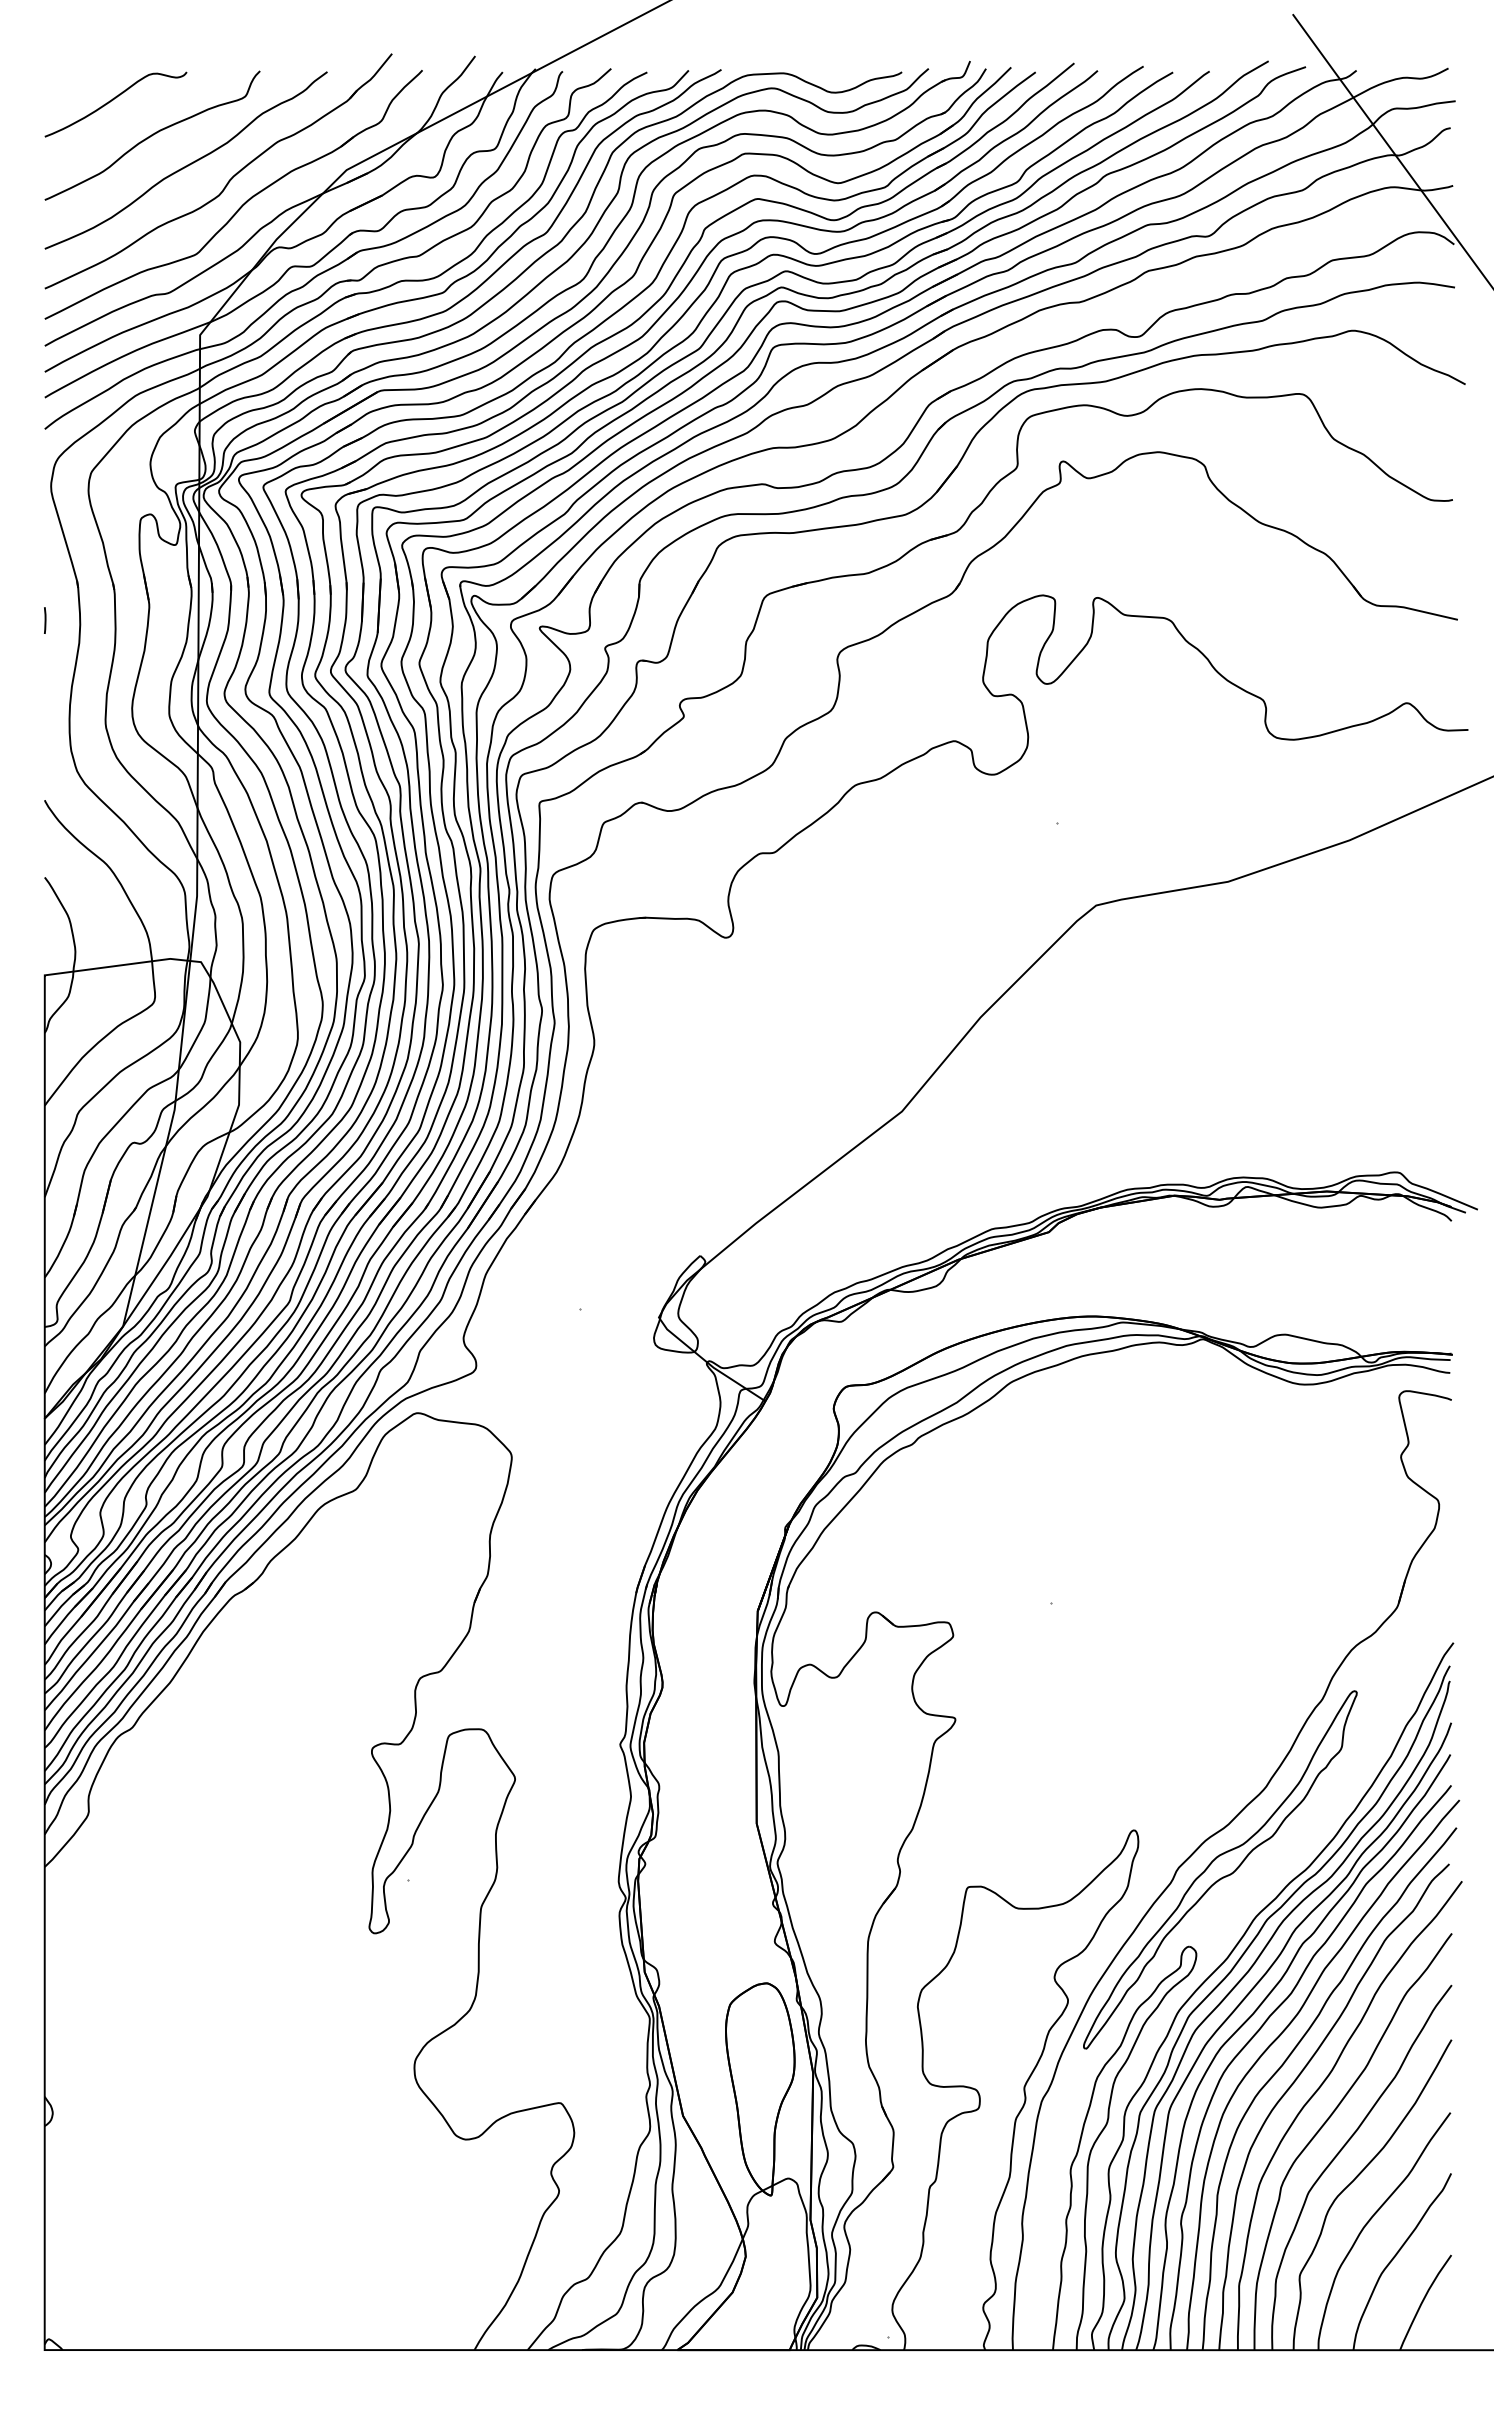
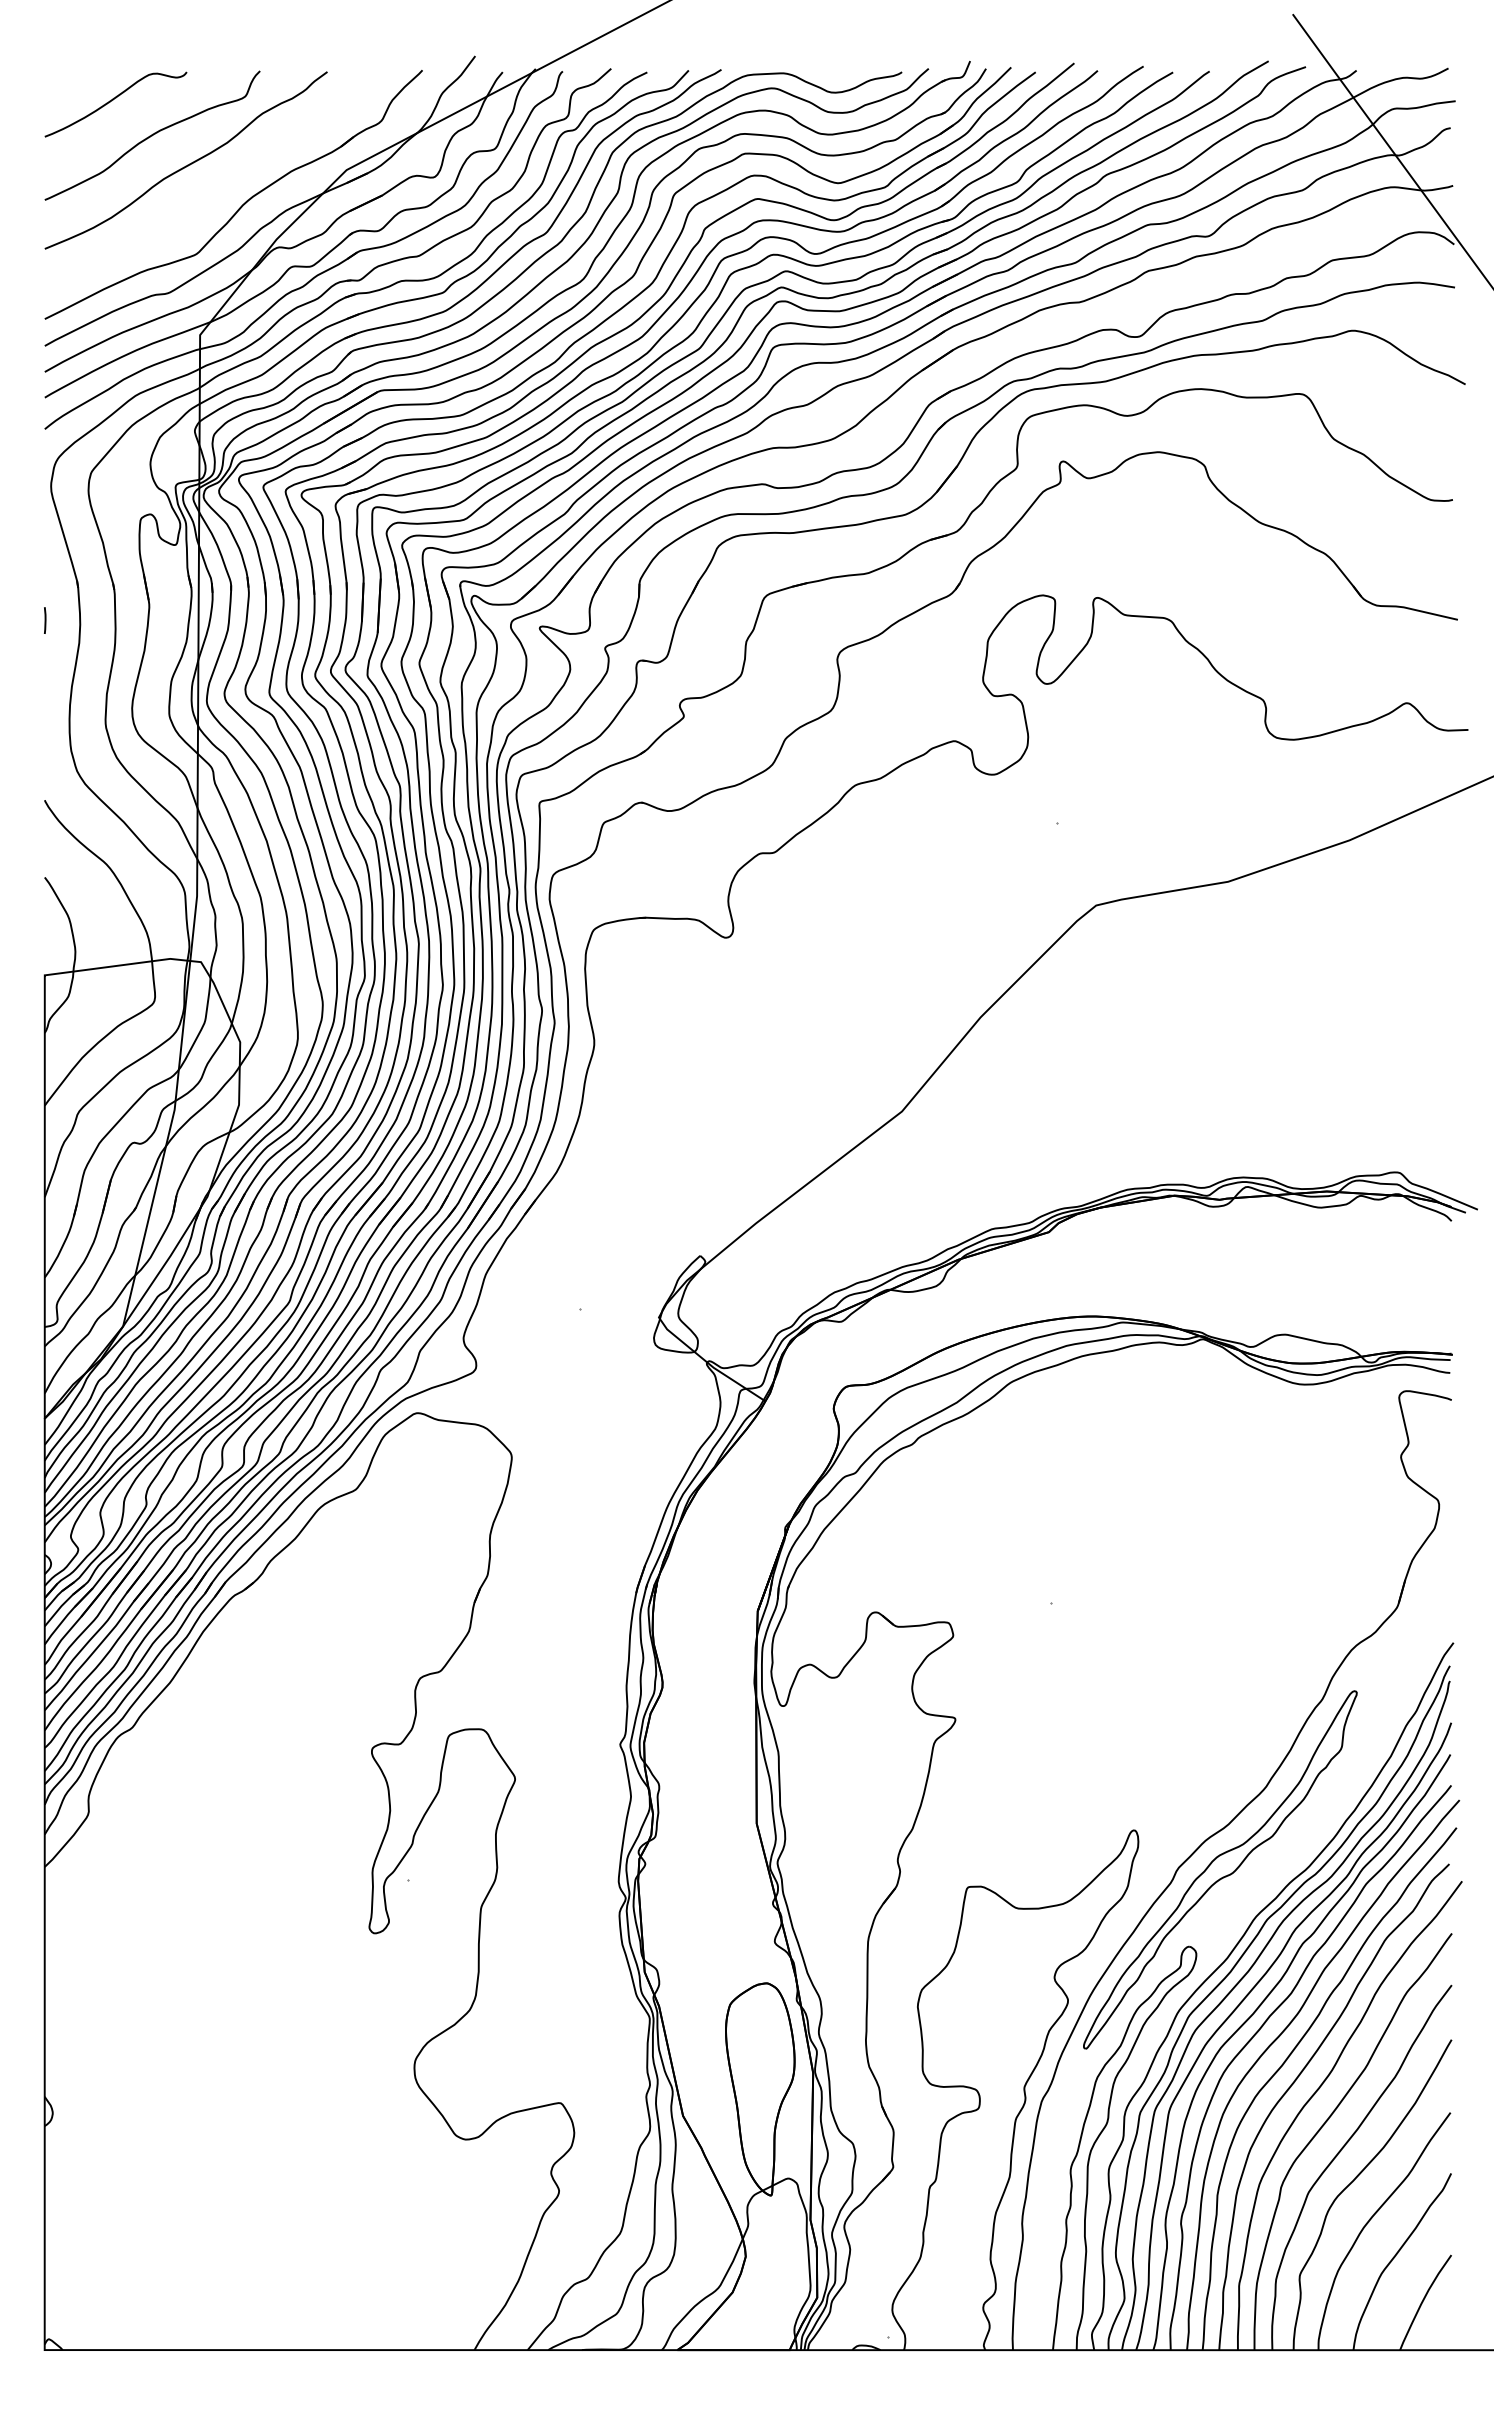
part: present -> none (228, 180)
